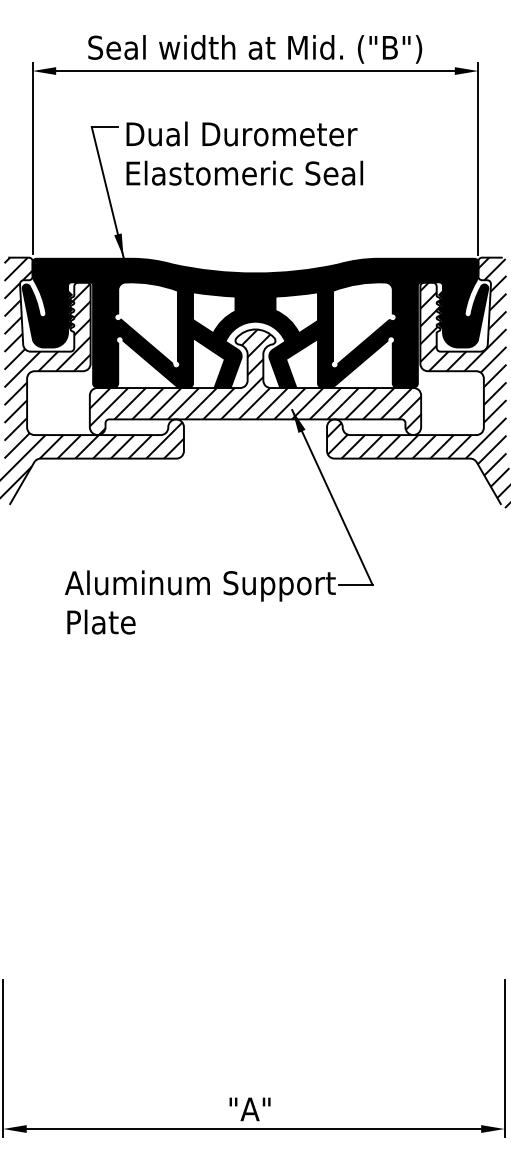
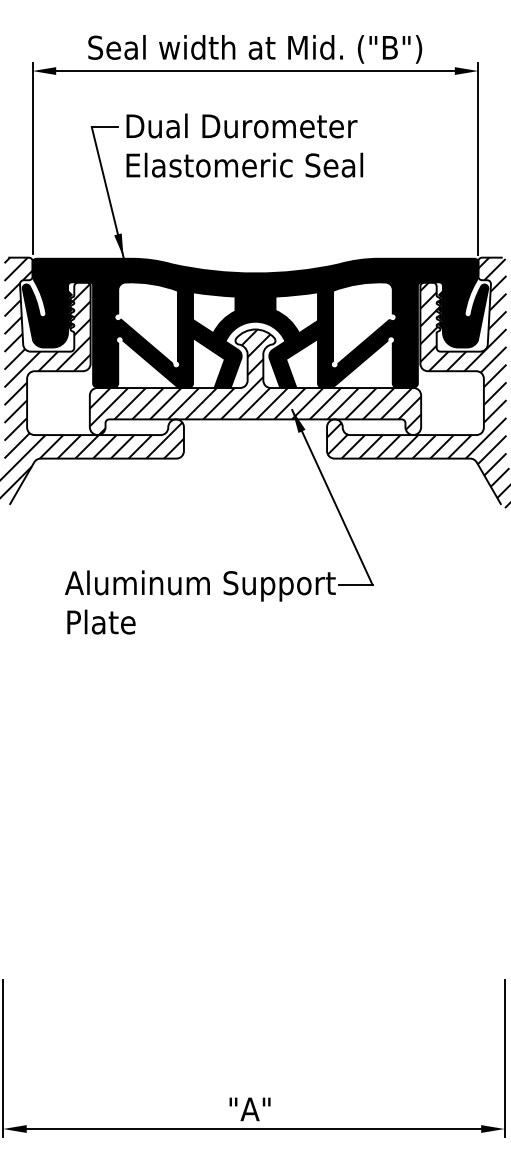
text position: (244, 153) -> (244, 145) (244, 145)
